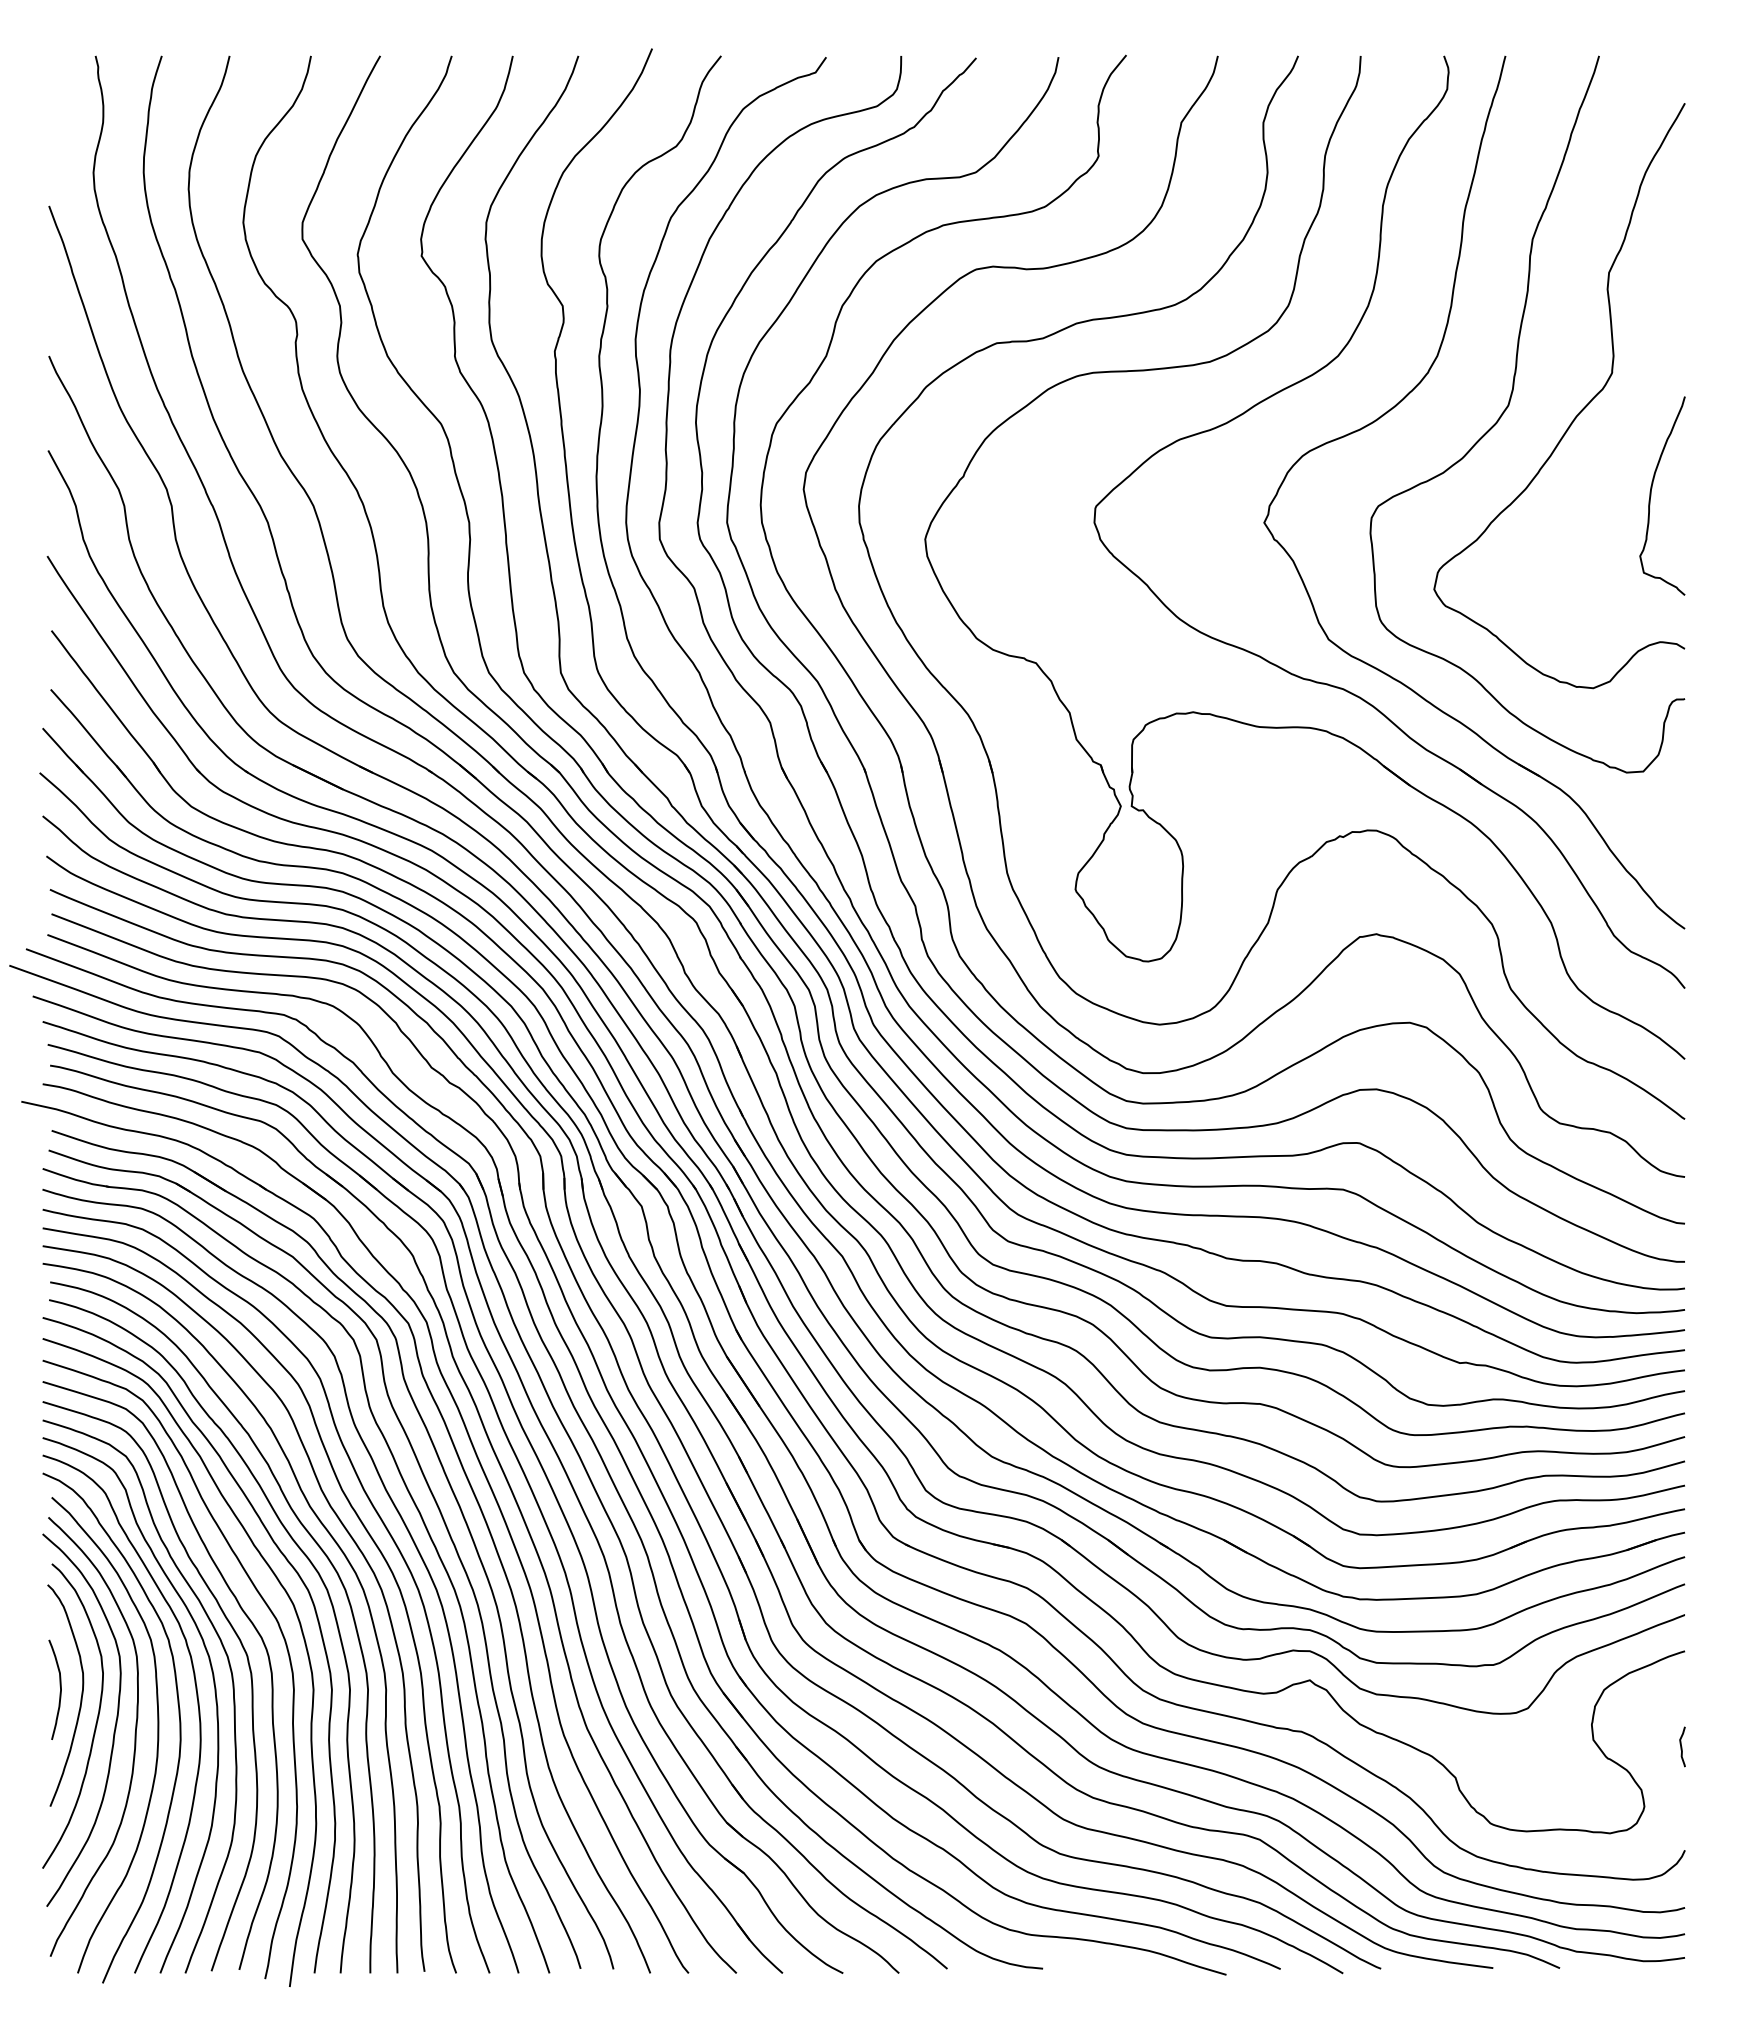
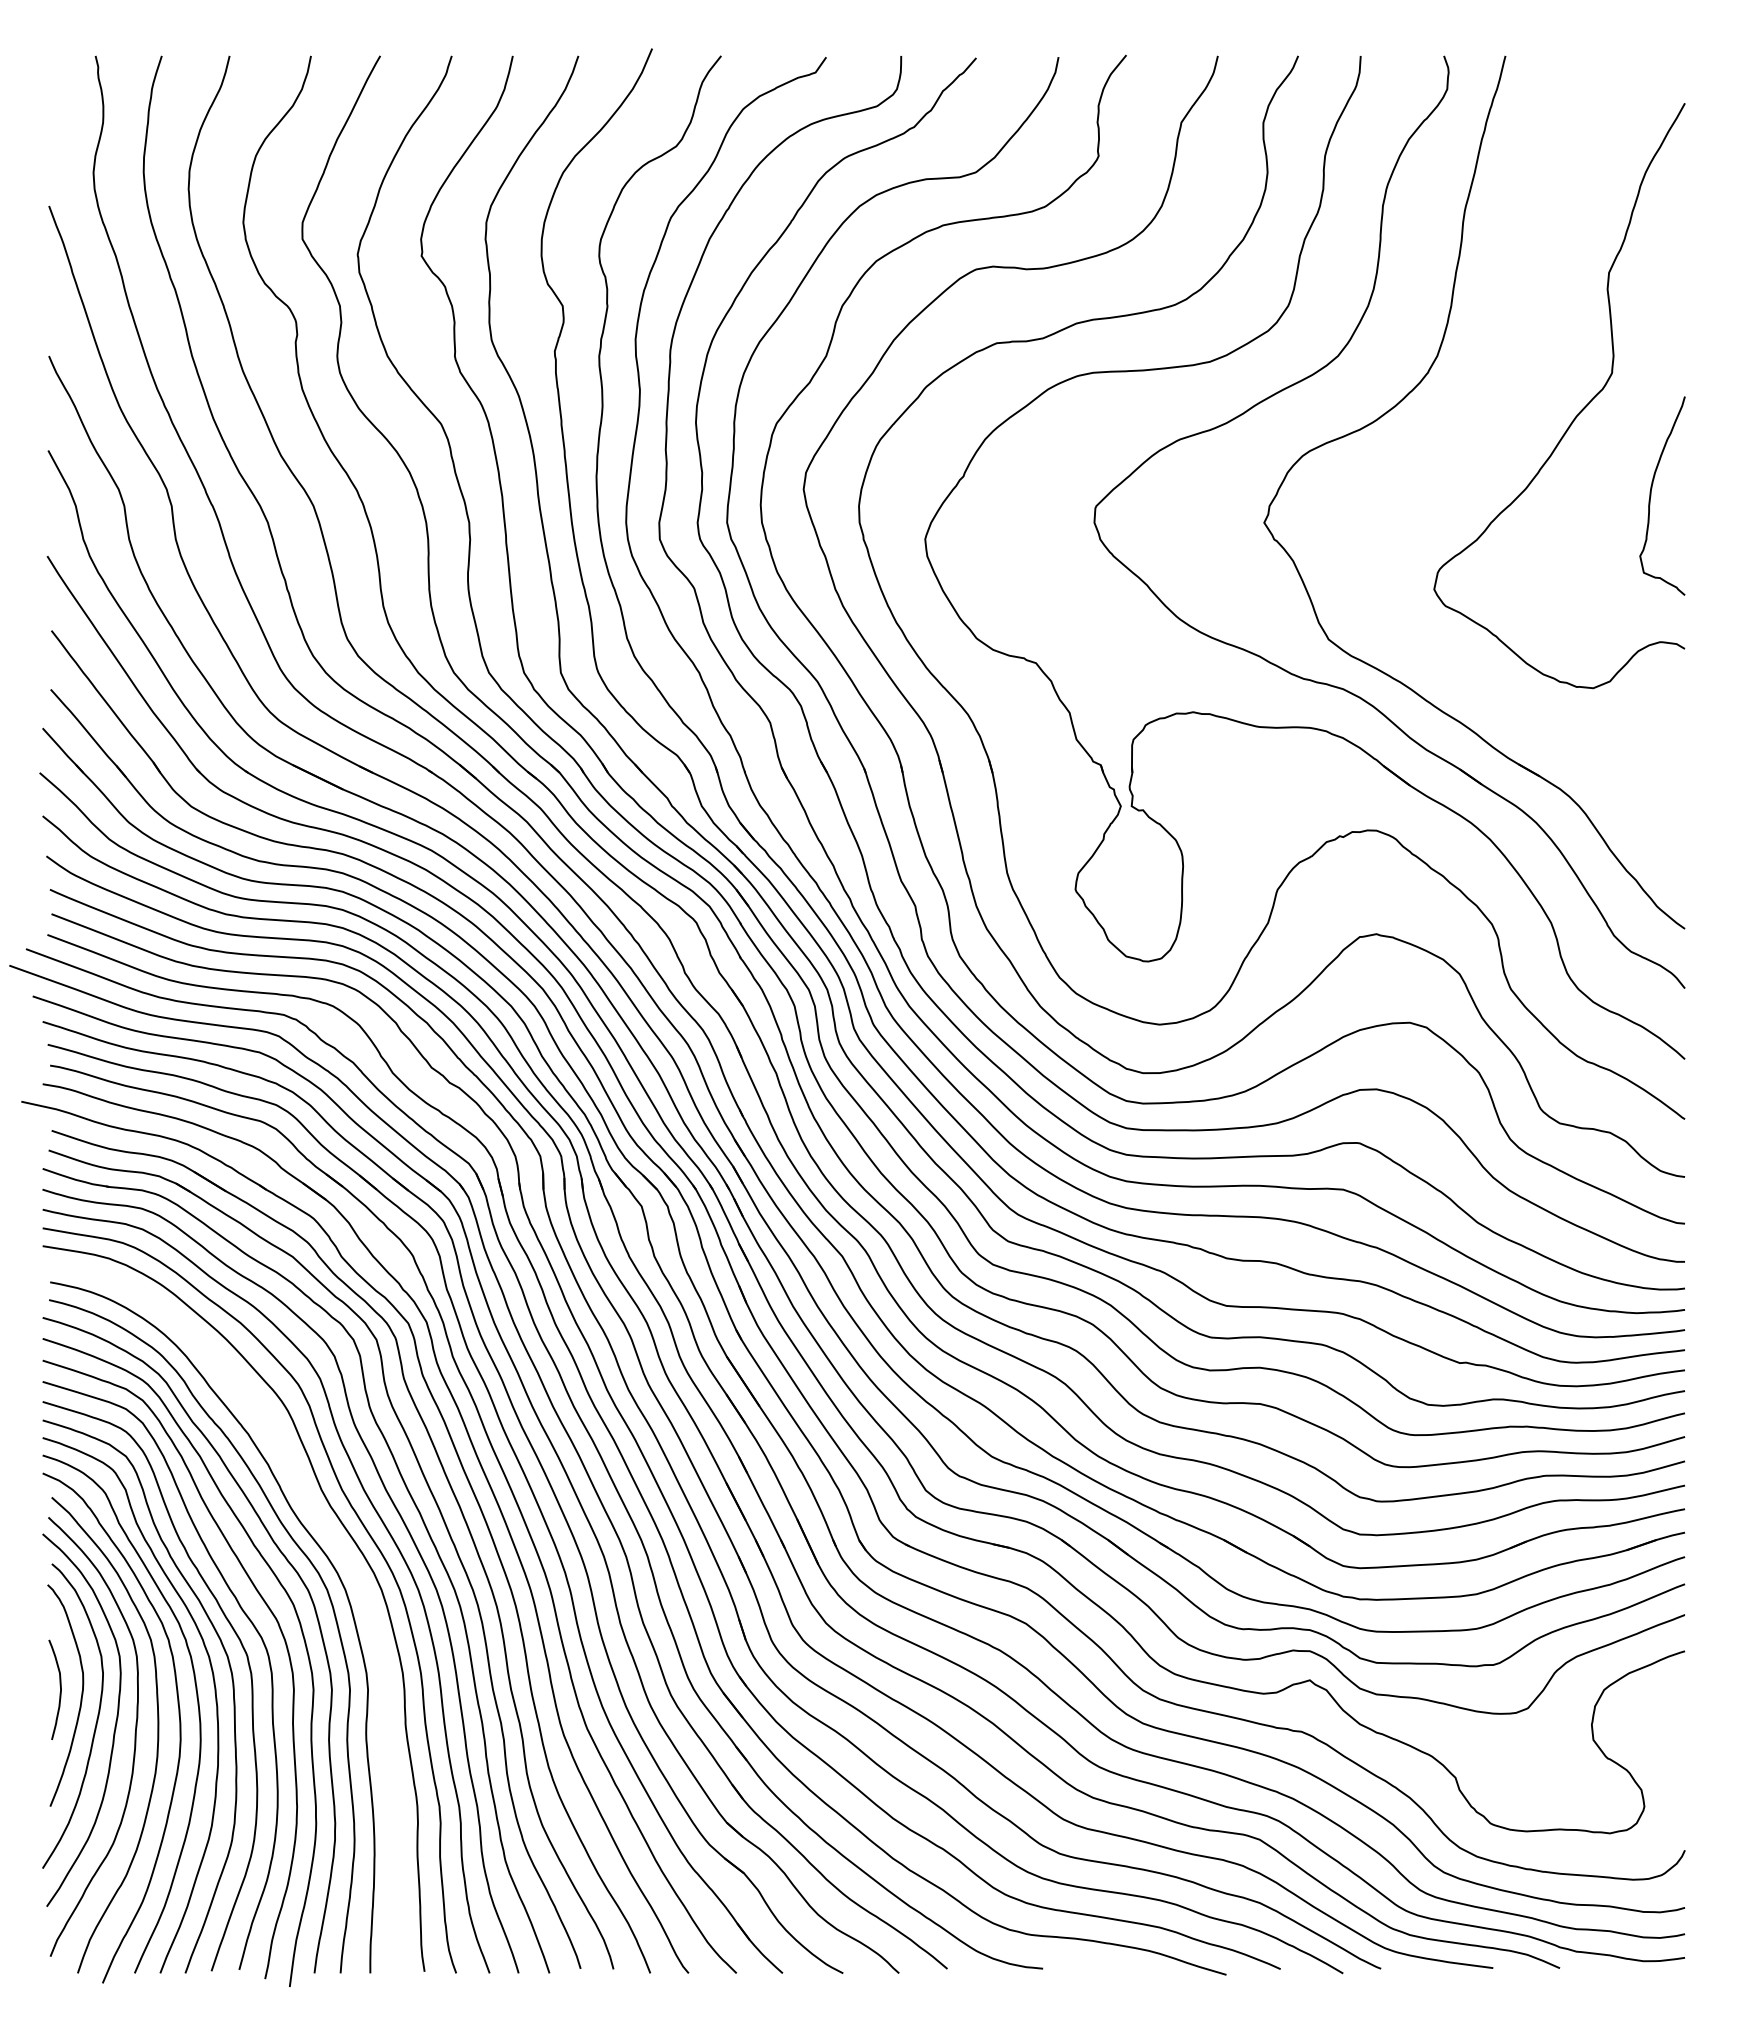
curve: present -> none (1509, 405)
curve: present -> none (329, 1535)
curve: present -> none (1682, 1746)
